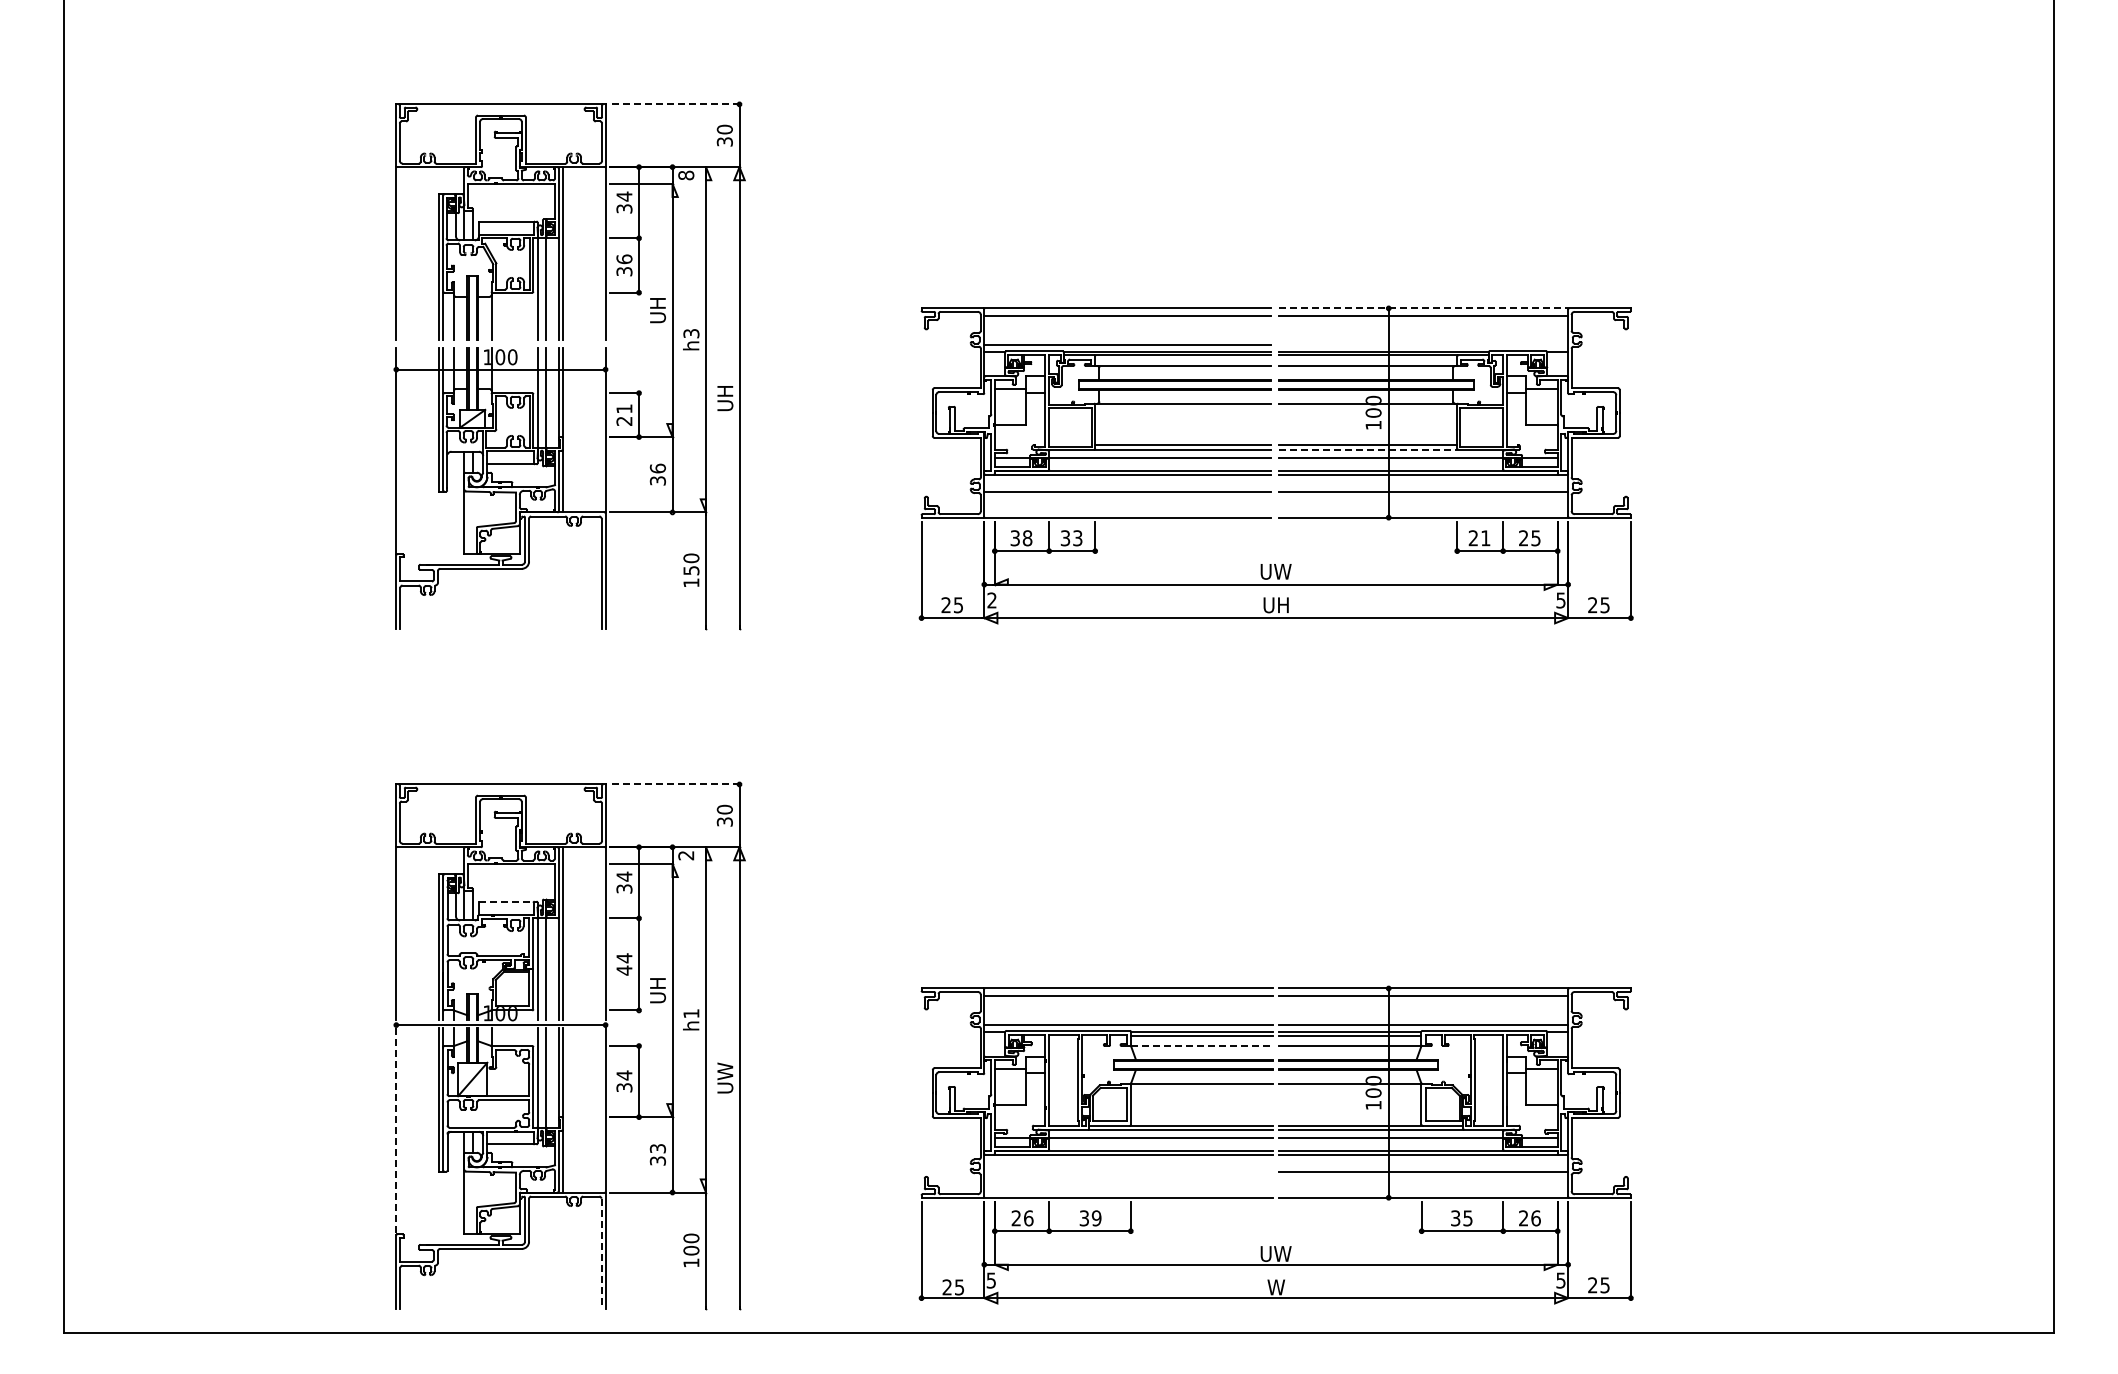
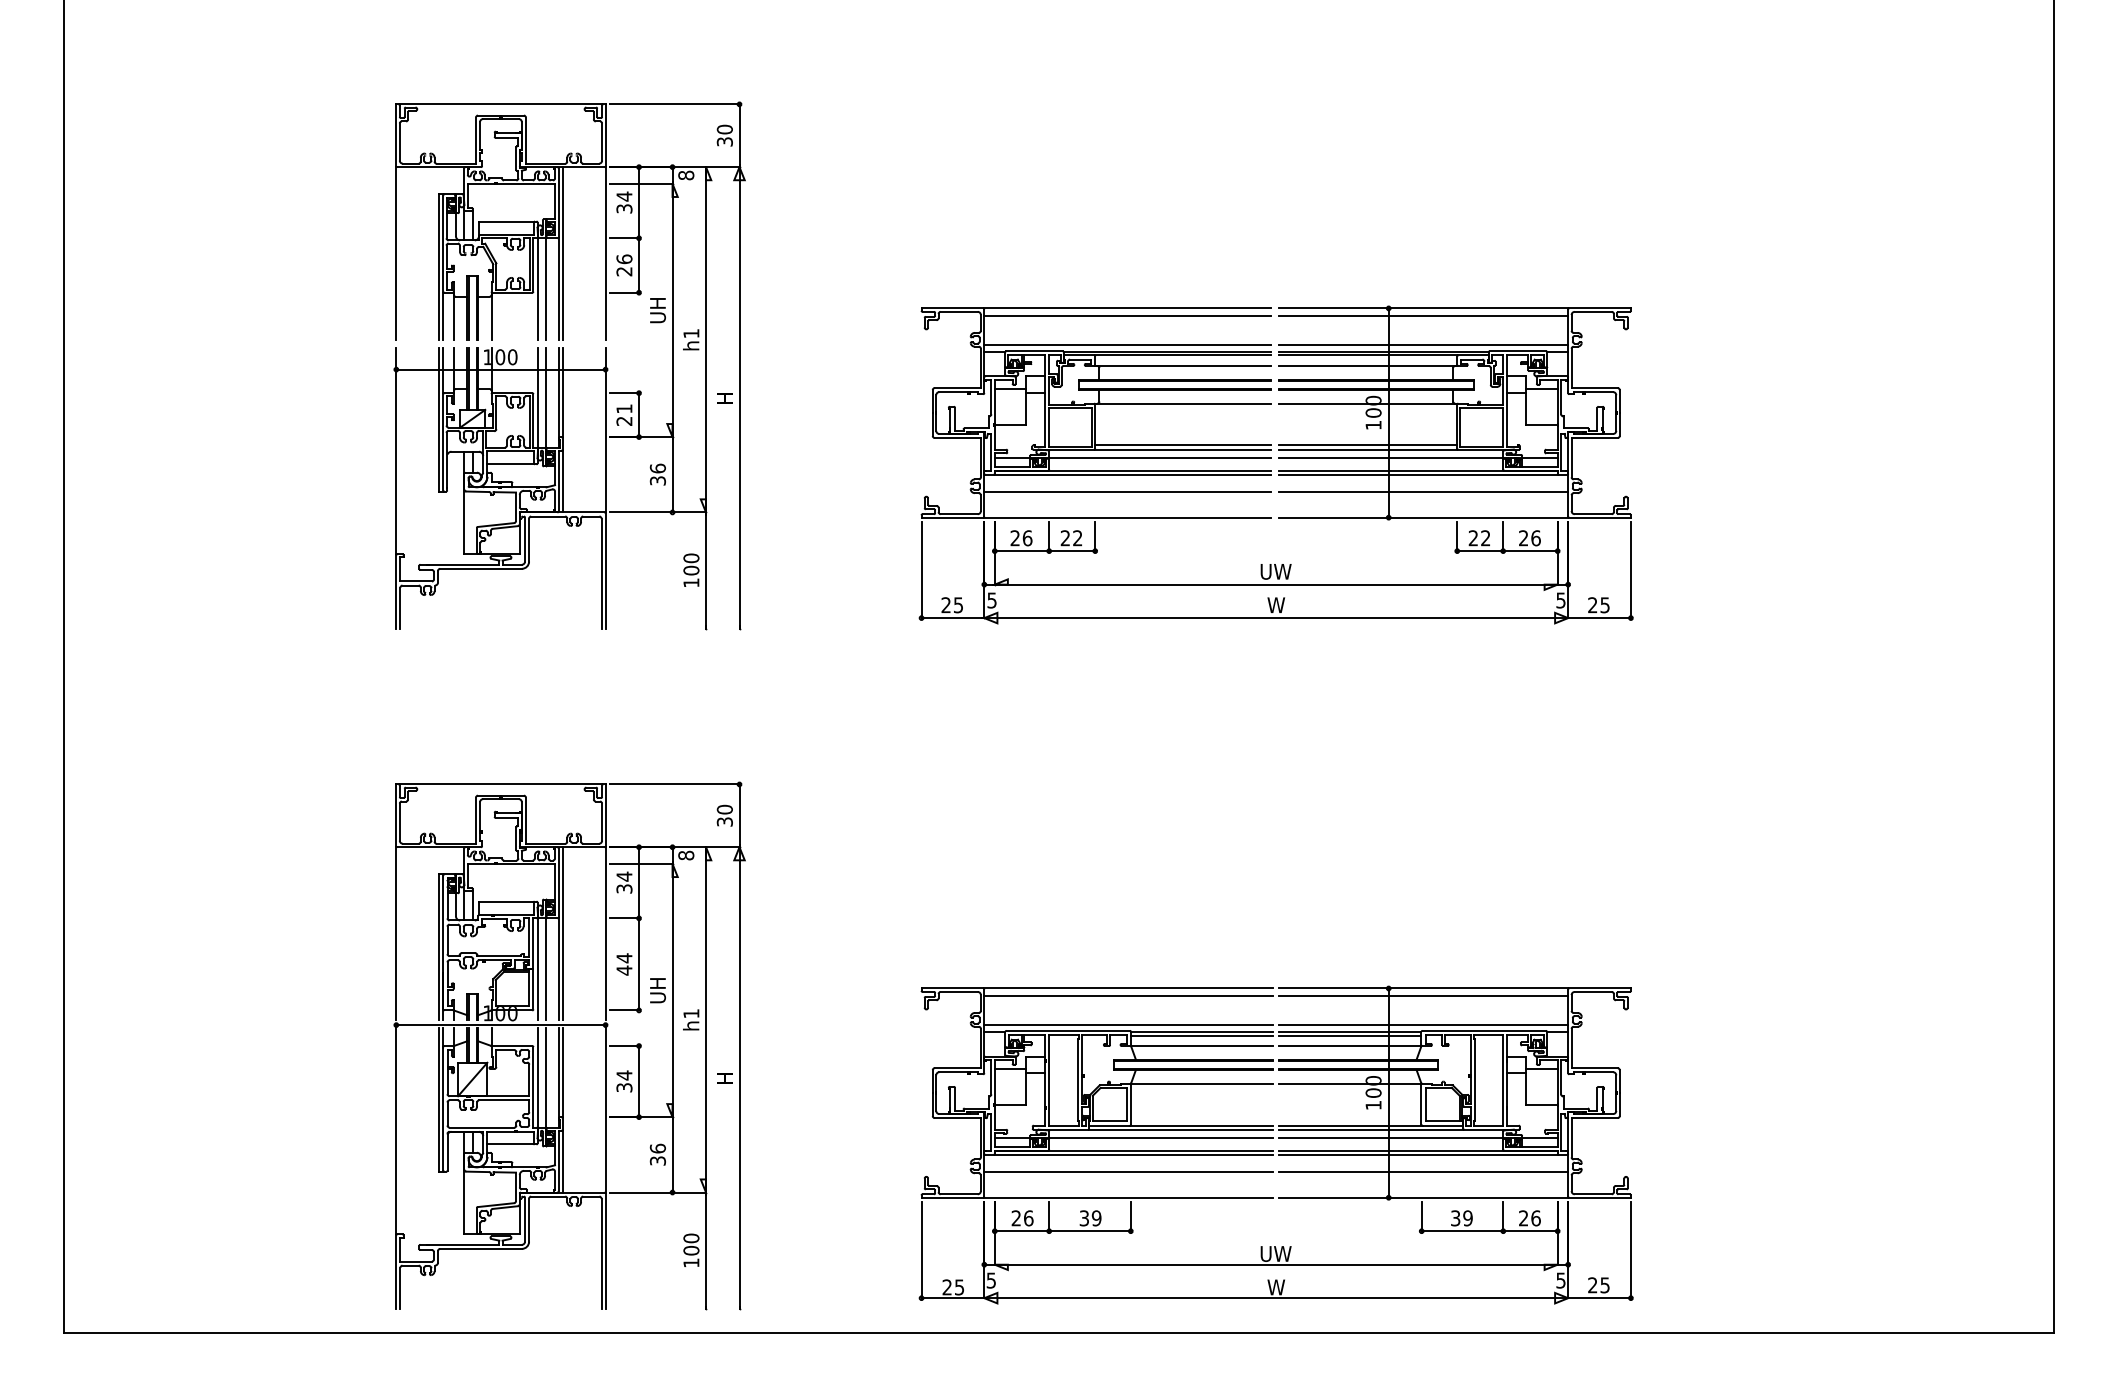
line: dashed -> solid (674, 104)
text: 36 -> 26 (624, 271)
line: dashed -> solid (1423, 308)
text: h3 -> h1 (691, 333)
line: none -> present (1423, 345)
text: UH -> H (725, 398)
line: dashed -> solid (1368, 449)
text: 38 -> 26 (1021, 538)
text: 33 -> 22 (1071, 538)
text: 21 -> 22 (1485, 538)
text: 25 -> 26 (1535, 538)
text: 150 -> 100 (691, 570)
text: 2 -> 5 (991, 600)
text: UH -> W (1275, 605)
line: dashed -> solid (674, 784)
text: 2 -> 8 (686, 855)
line: dashed -> solid (506, 901)
line: dashed -> solid (1202, 1046)
text: UW -> H (725, 1077)
line: dashed -> solid (396, 1131)
text: 33 -> 36 (657, 1148)
line: none -> present (1128, 1171)
text: 35 -> 39 (1467, 1218)
line: dashed -> solid (601, 1253)
